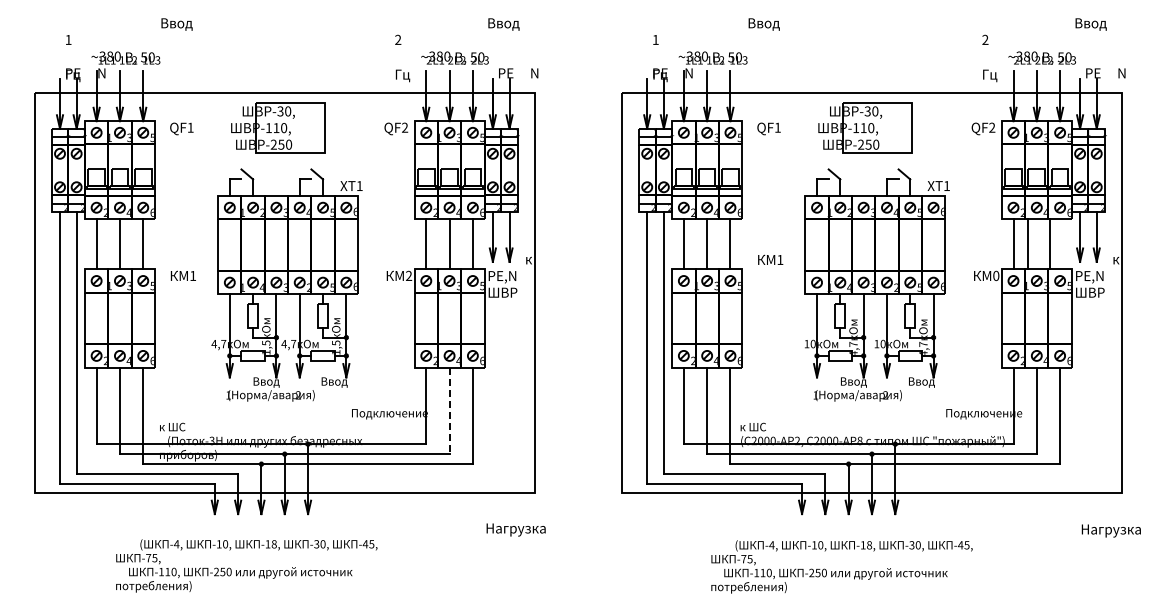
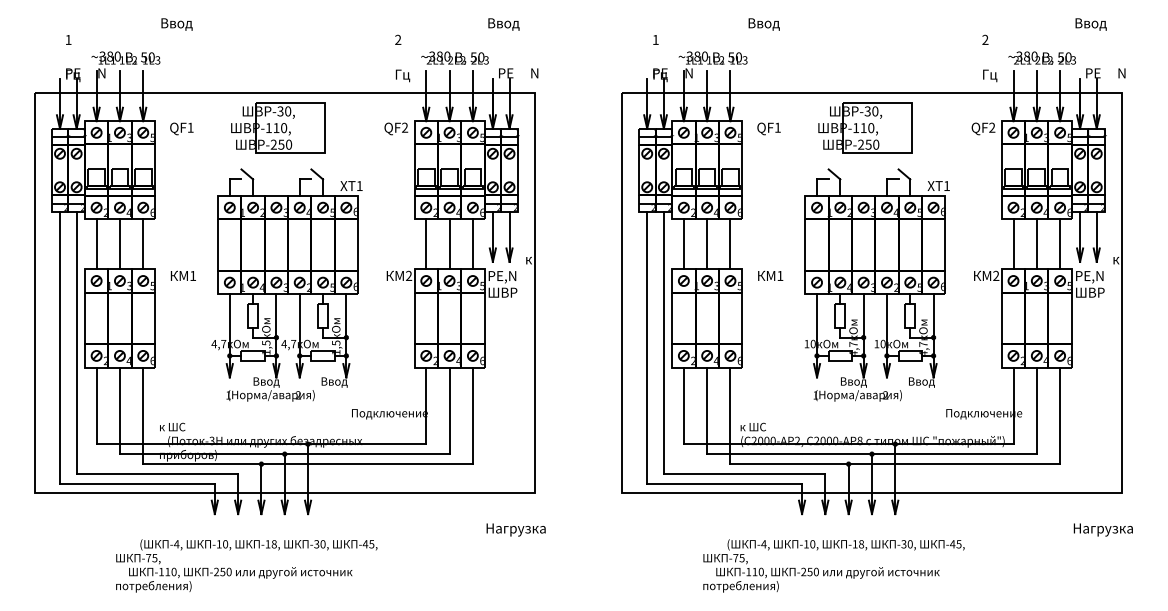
line position: (1027, 244) -> (1036, 244) (1036, 244)
line position: (1050, 244) -> (1060, 244) (1060, 244)
text position: (770, 259) -> (770, 275) (770, 275)
text: 0 -> 2 (996, 276)
line: dashed -> solid (449, 411)
text position: (925, 558) -> (917, 557) (917, 557)
